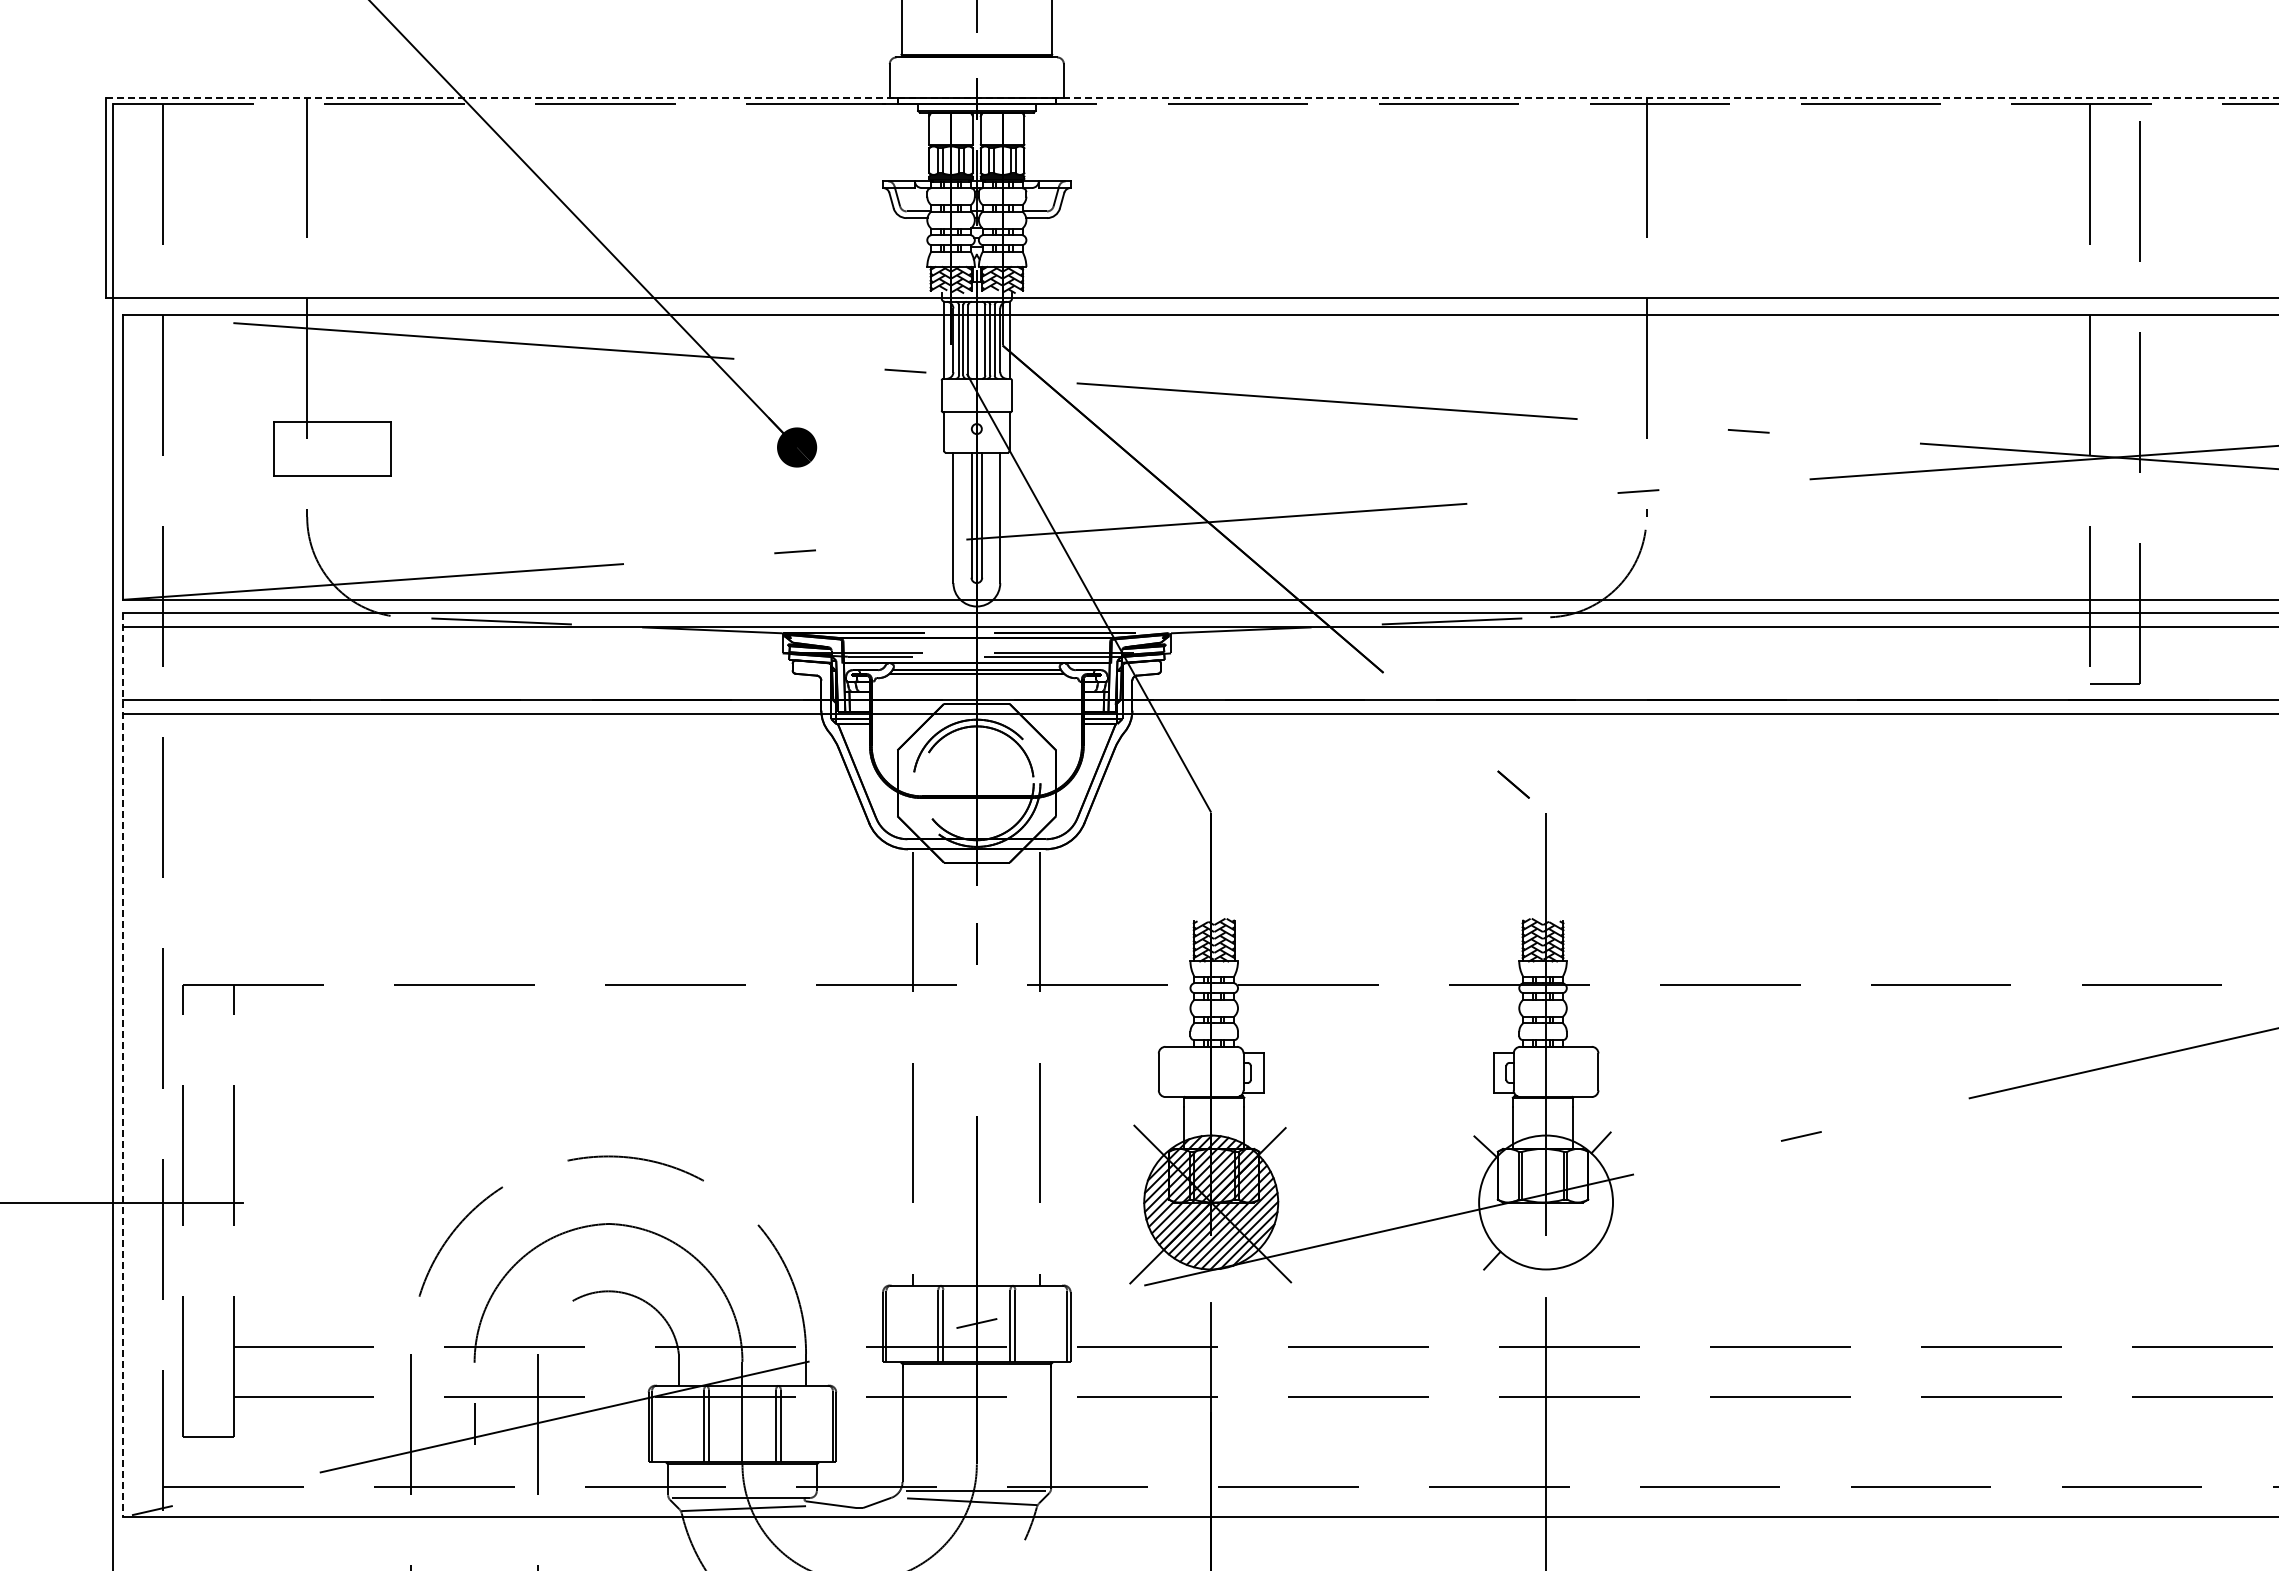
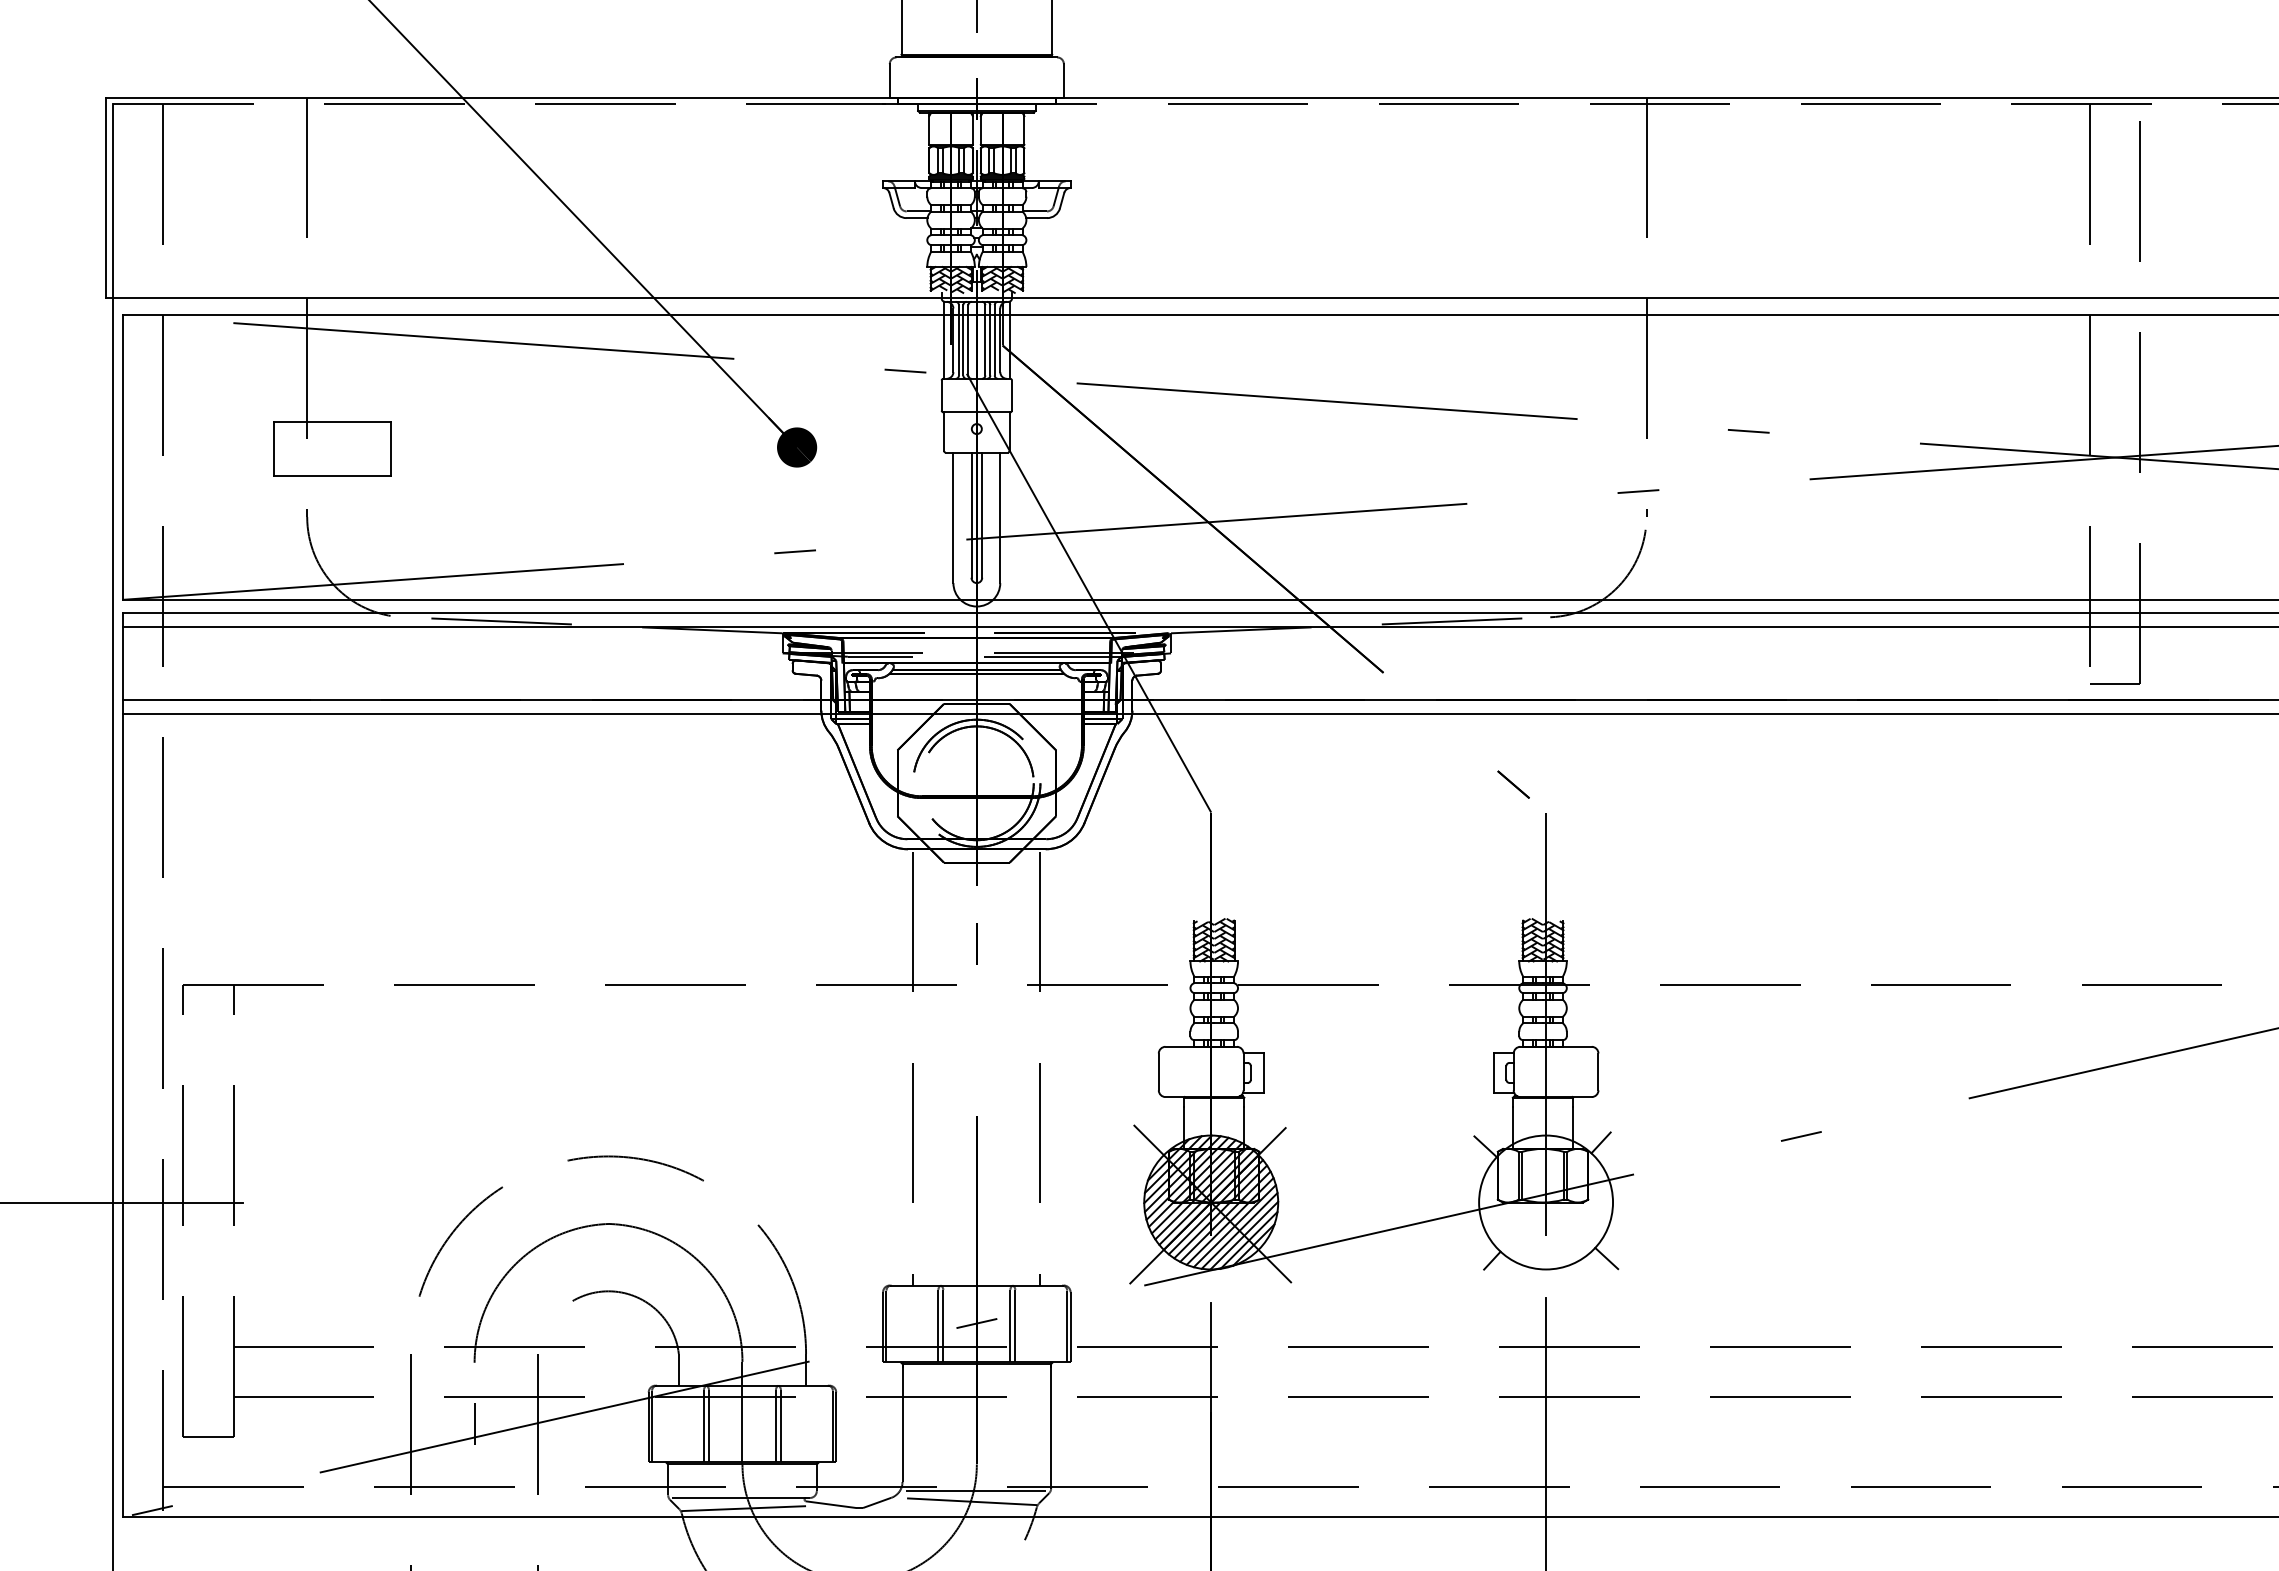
line: dashed -> solid (1192, 97)
line: dashed -> solid (123, 1065)
line: none -> present (1606, 1258)
